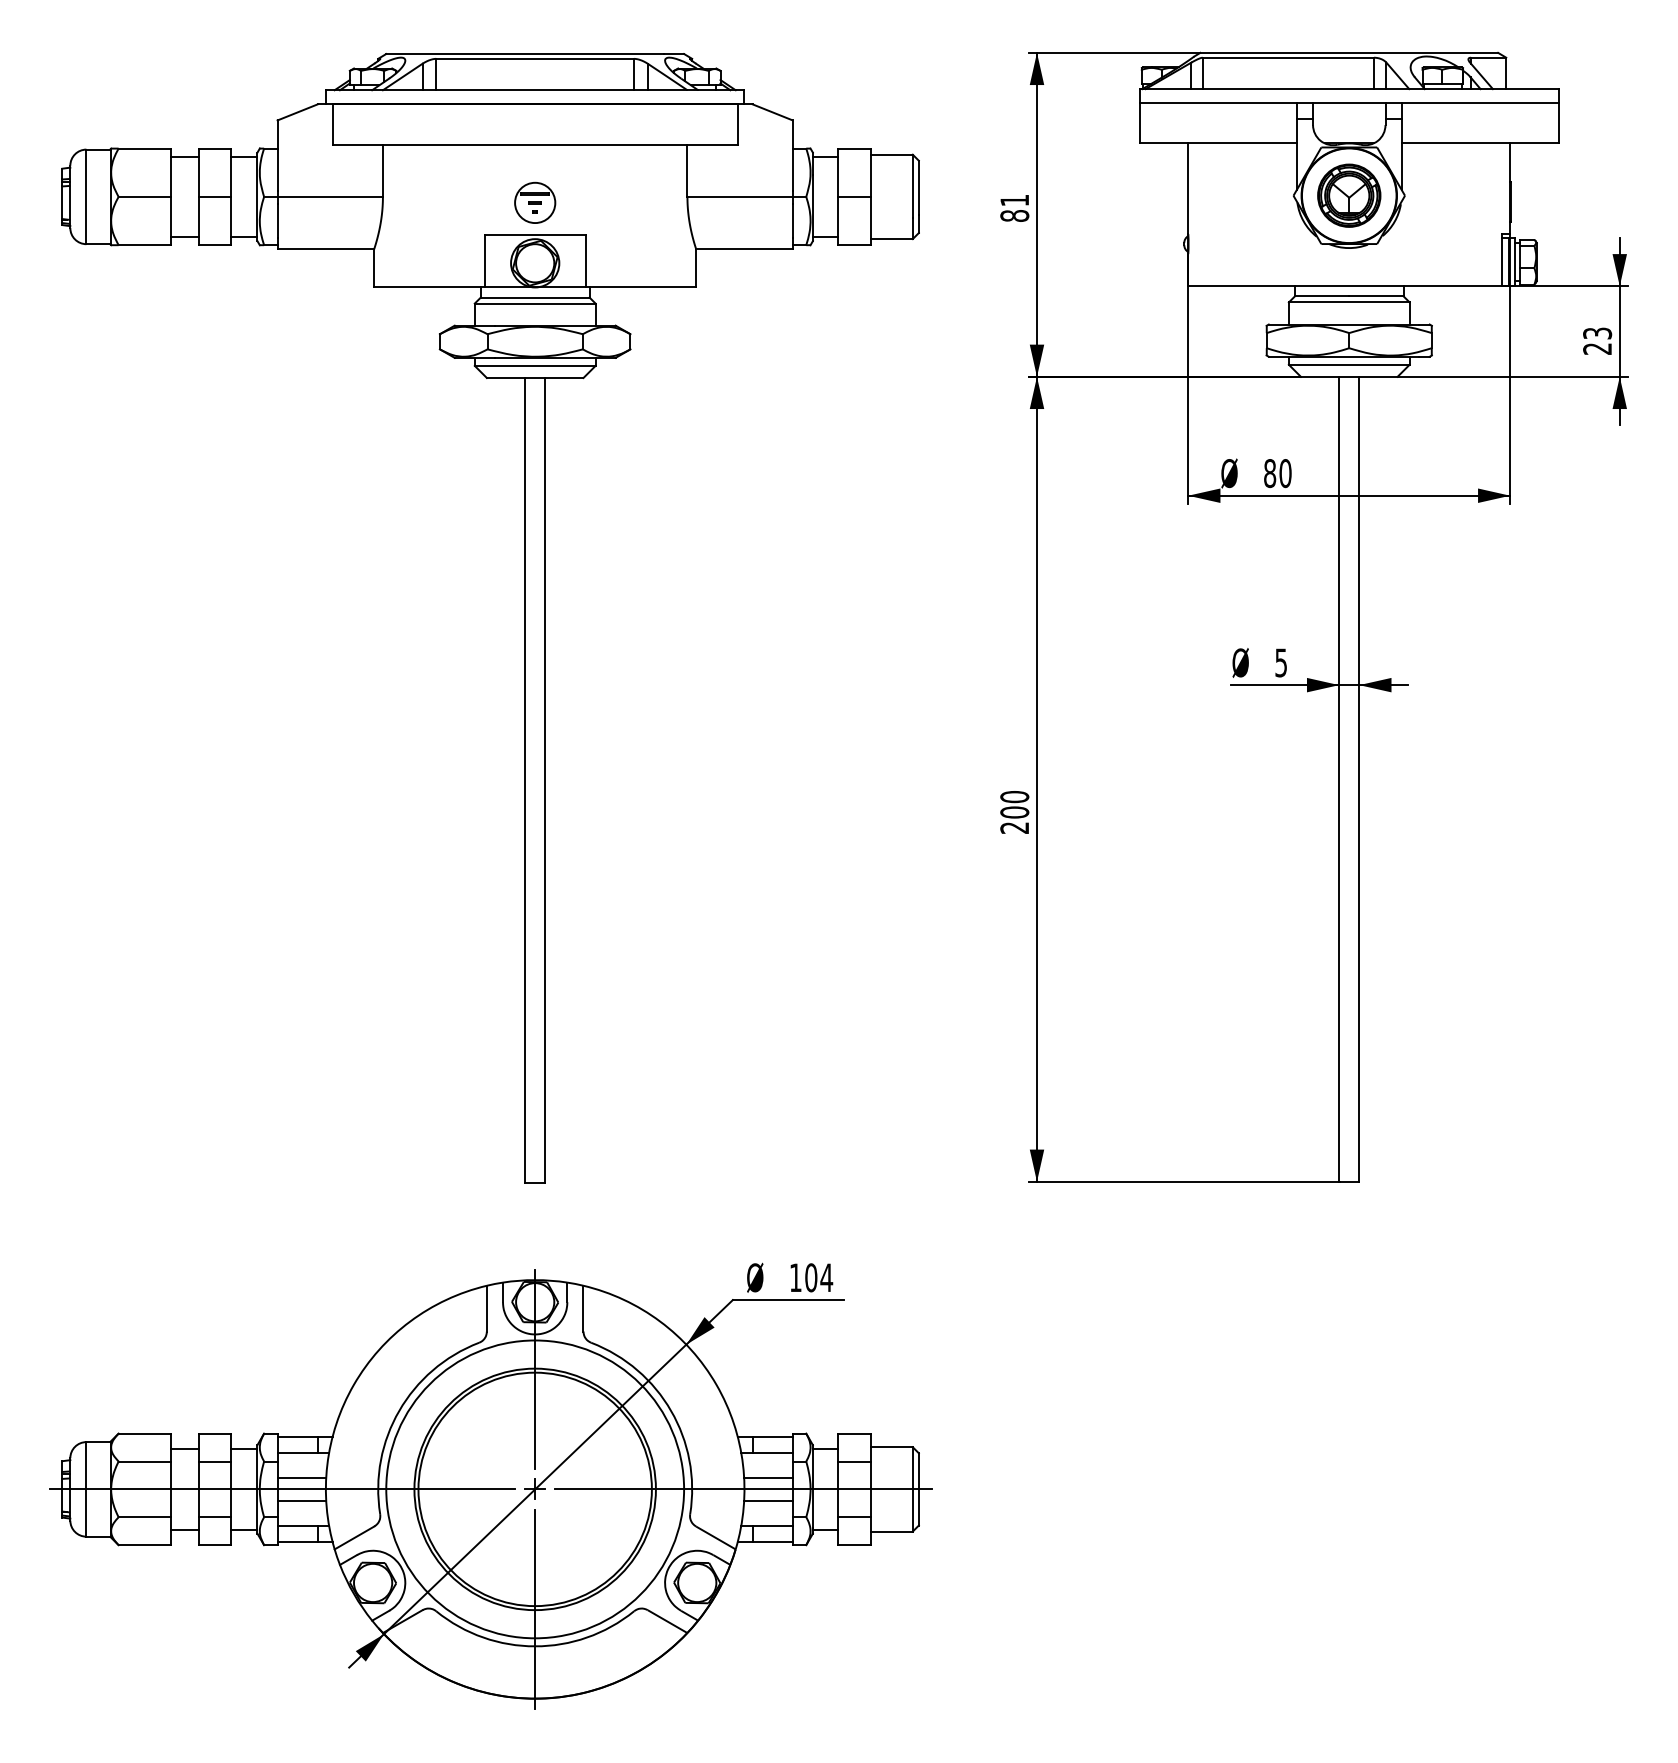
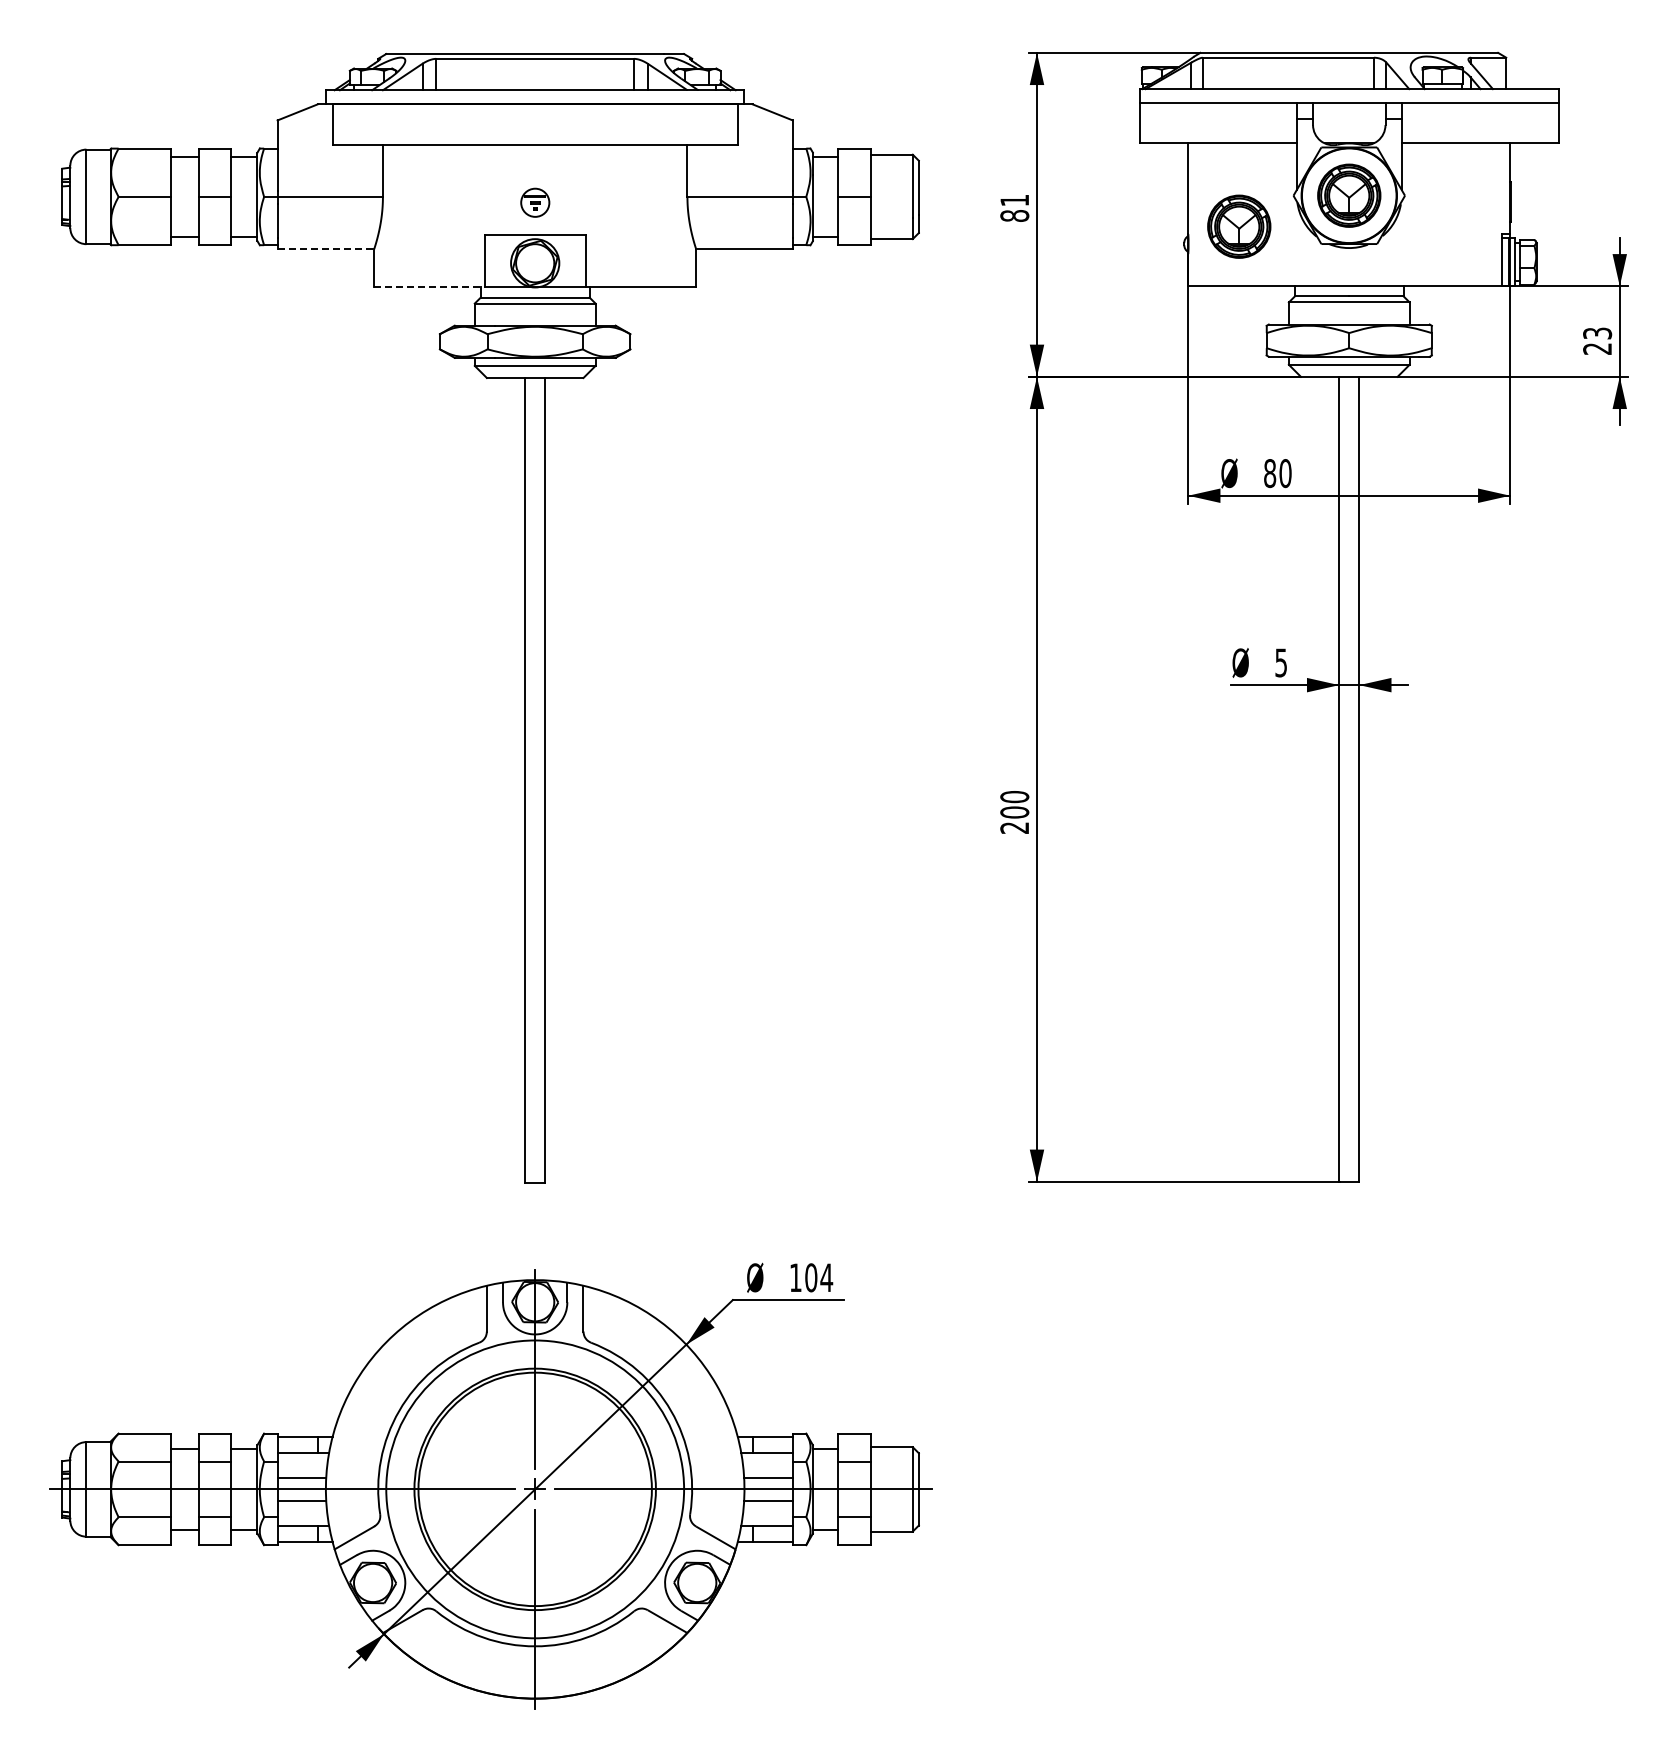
part size: 43x43 px -> 31x31 px (535, 202)
part: none -> present (1239, 226)
line: solid -> dashed (326, 249)
line: solid -> dashed (430, 287)
